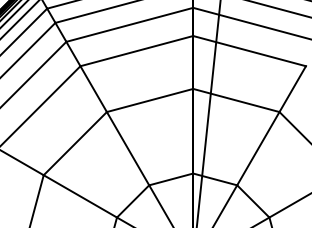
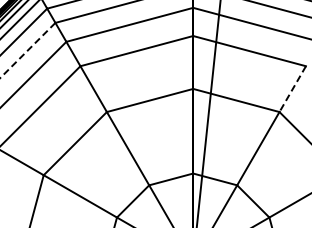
line: solid -> dashed (27, 50)
line: solid -> dashed (292, 89)
